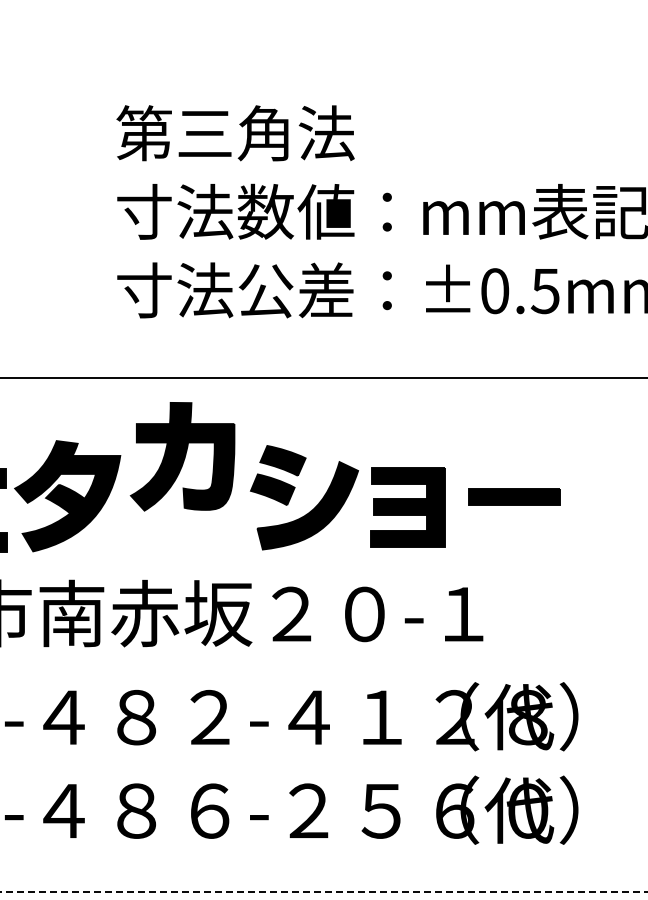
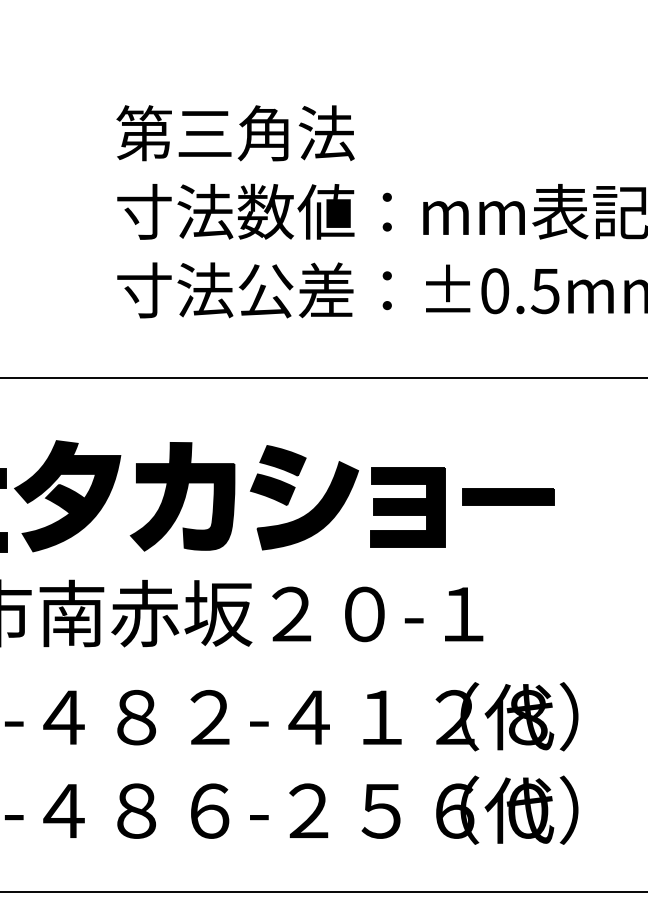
part position: (182, 456) -> (182, 496) (182, 496)
part position: (514, 496) -> (508, 496) (508, 496)
line: dashed -> solid (323, 892)
